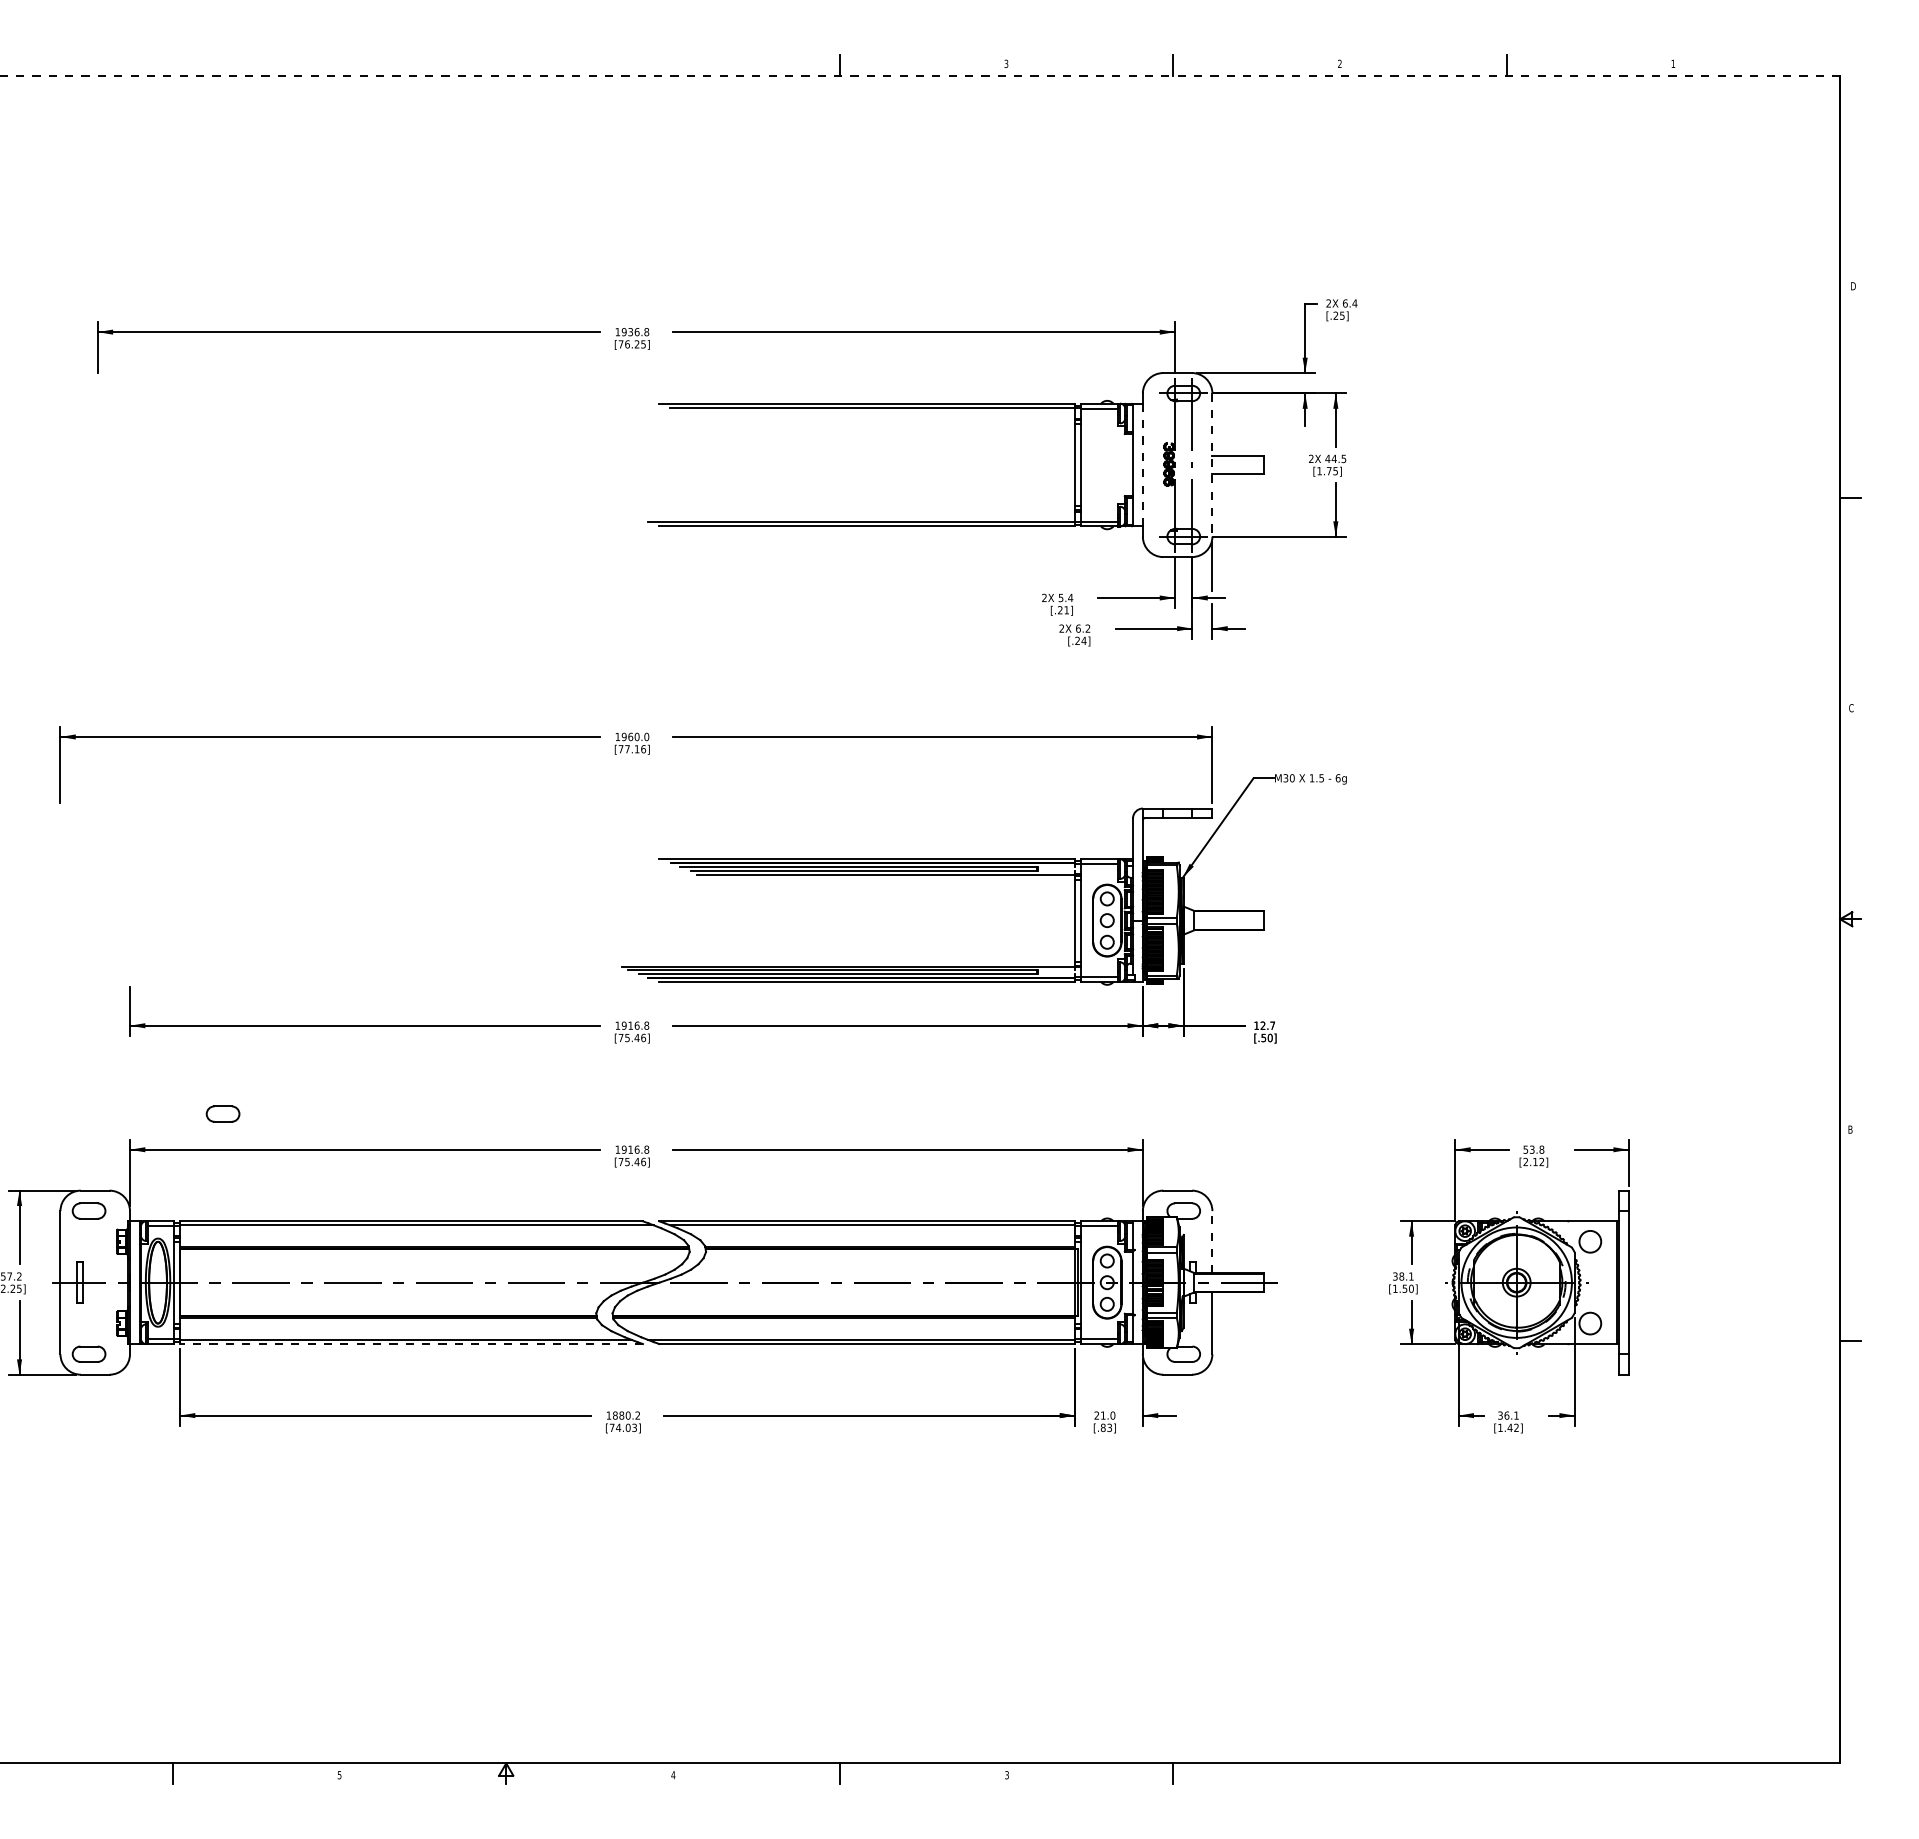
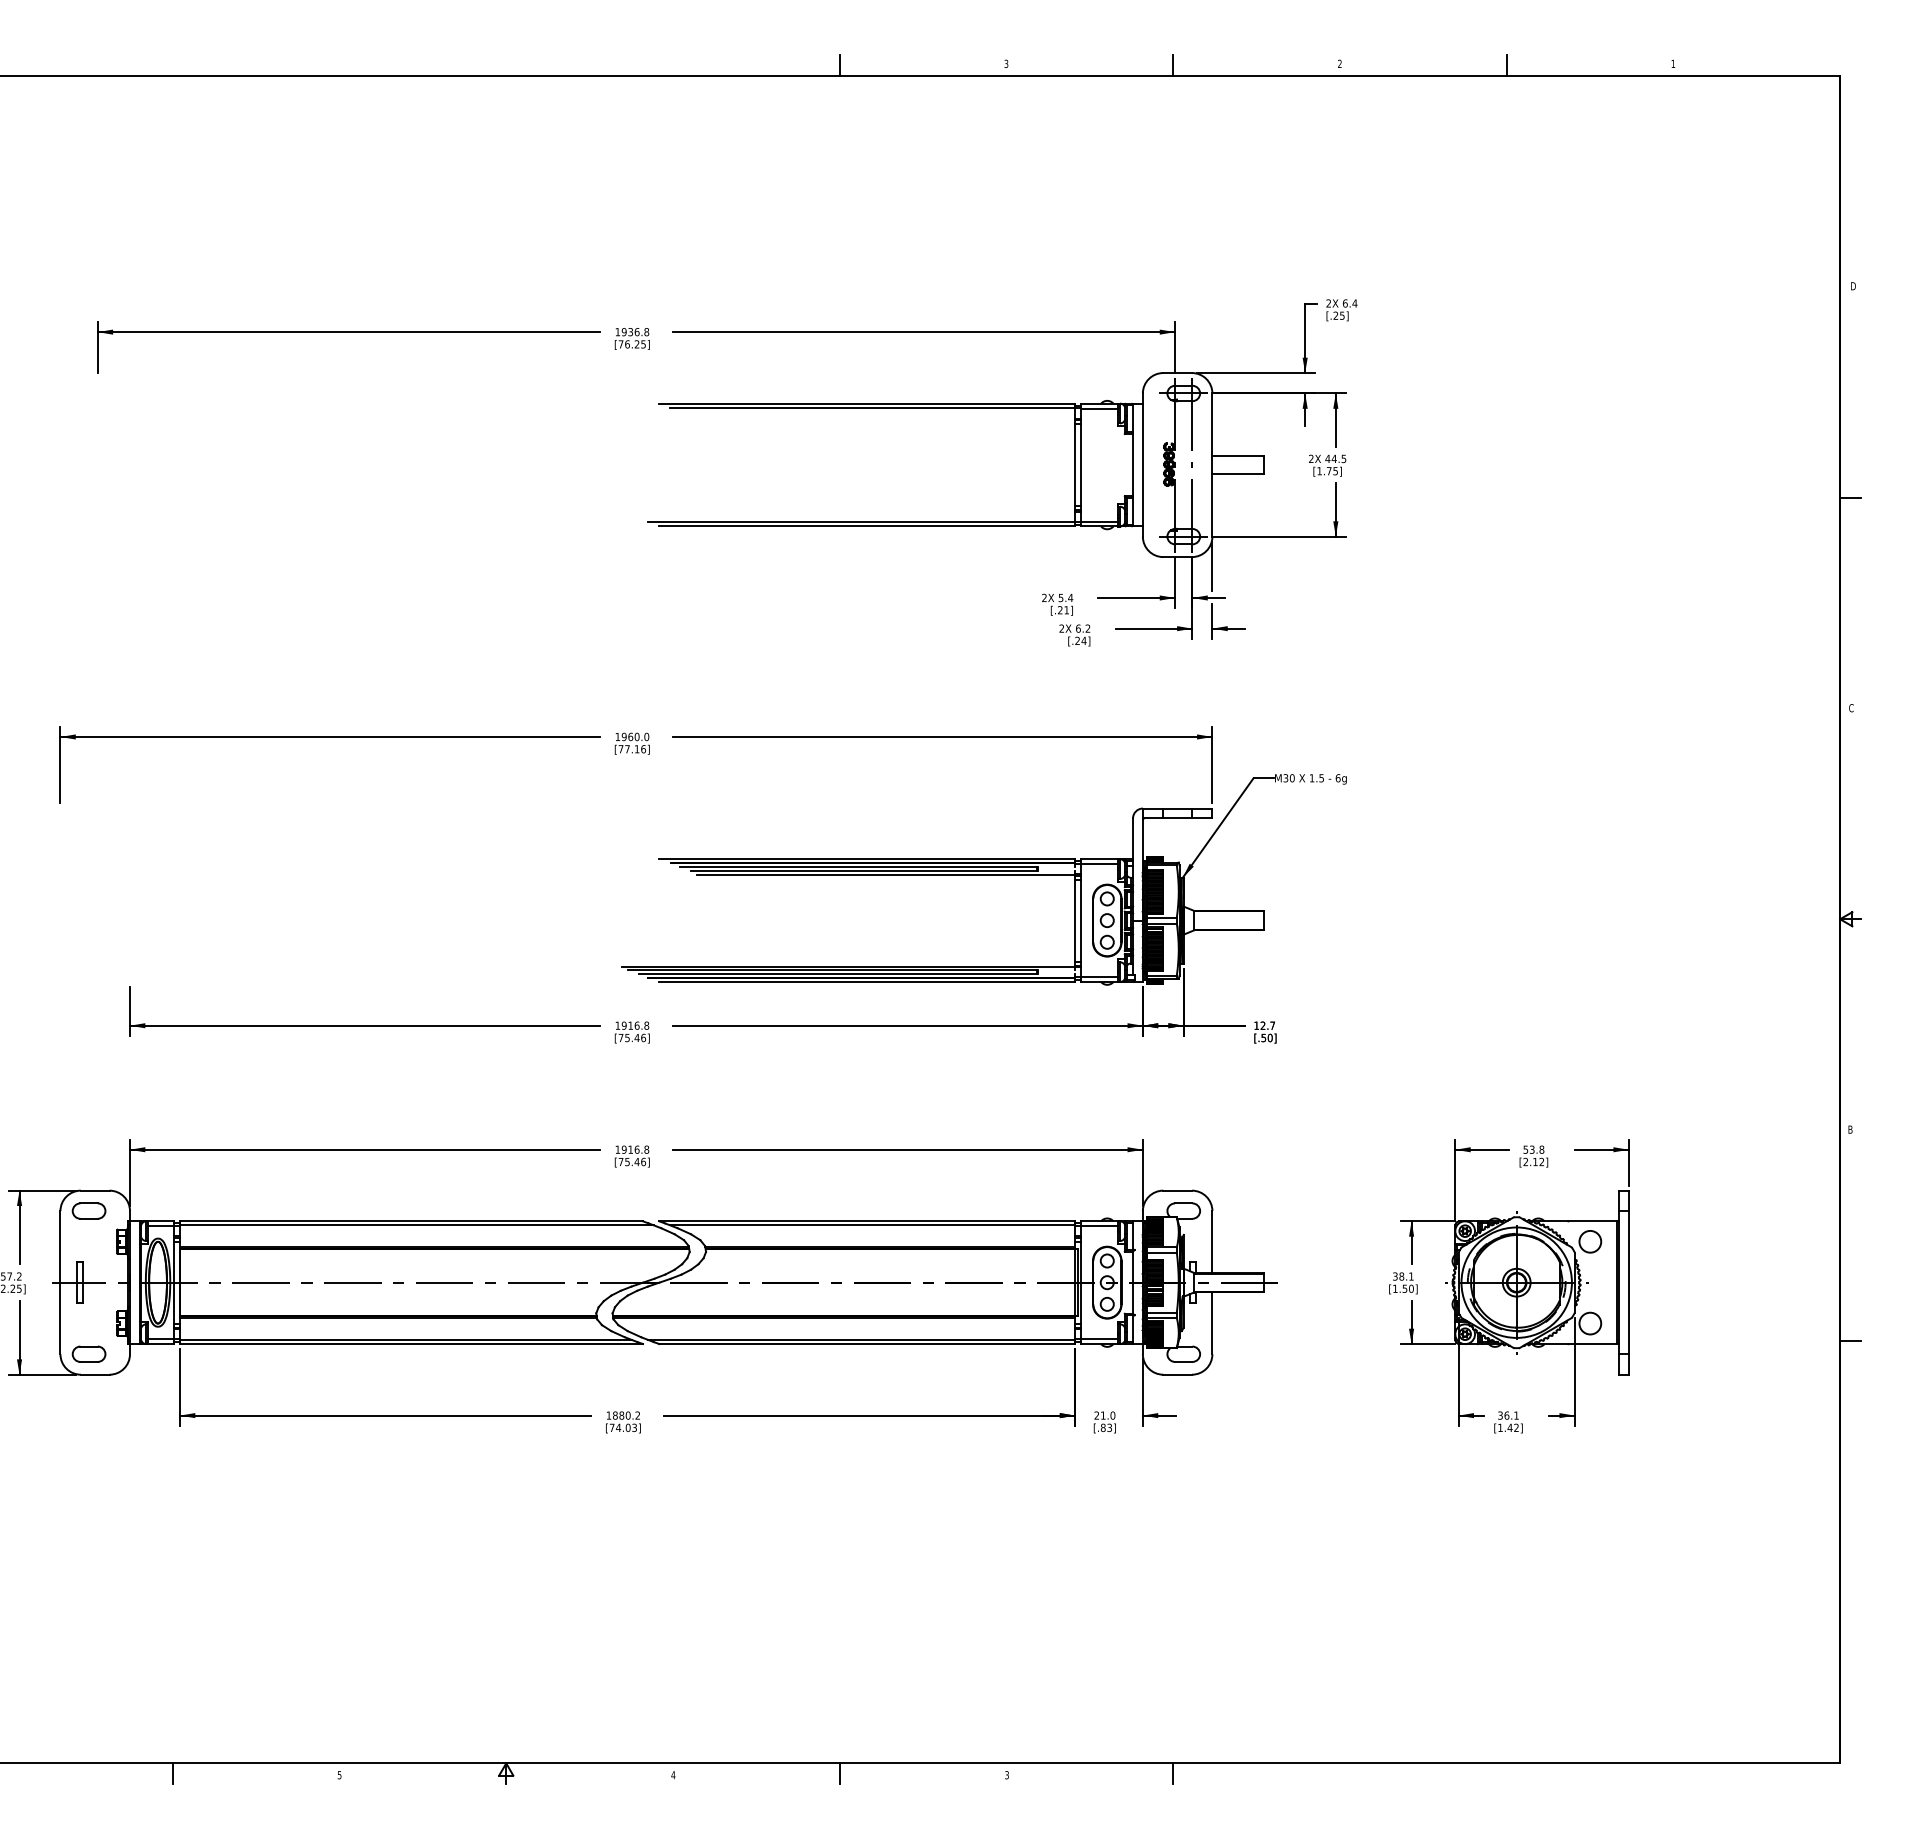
line: dashed -> solid (920, 75)
line: dashed -> solid (1142, 465)
line: dashed -> solid (1212, 465)
part: present -> none (222, 1113)
line: dashed -> solid (1212, 1241)
line: dashed -> solid (411, 1344)
